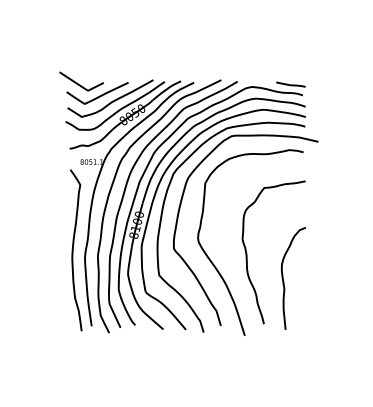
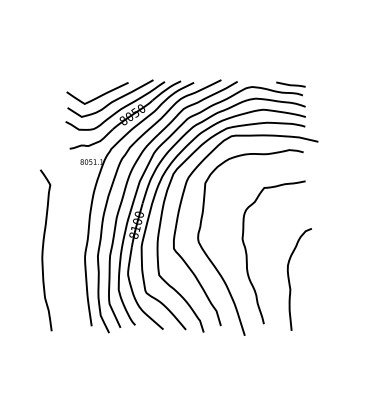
curve: present -> none (80, 84)
curve position: (73, 250) -> (43, 250) (43, 250)
curve position: (284, 281) -> (290, 282) (290, 282)
